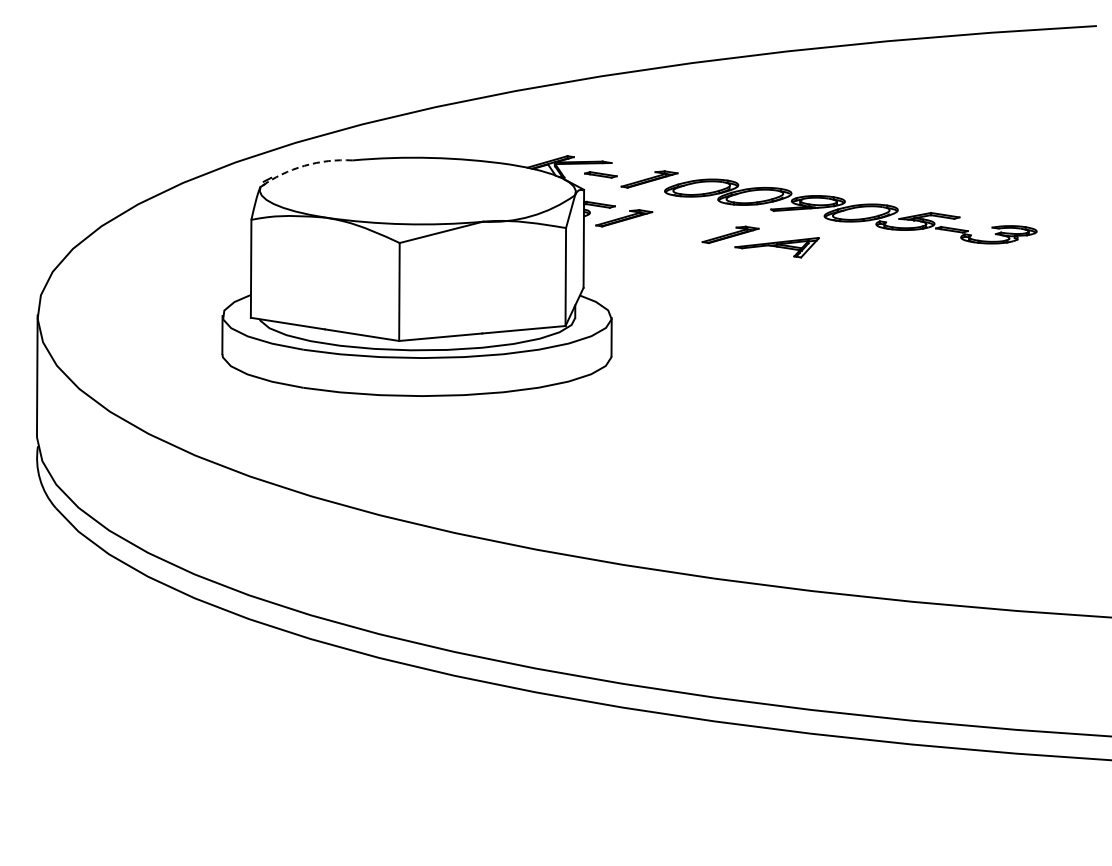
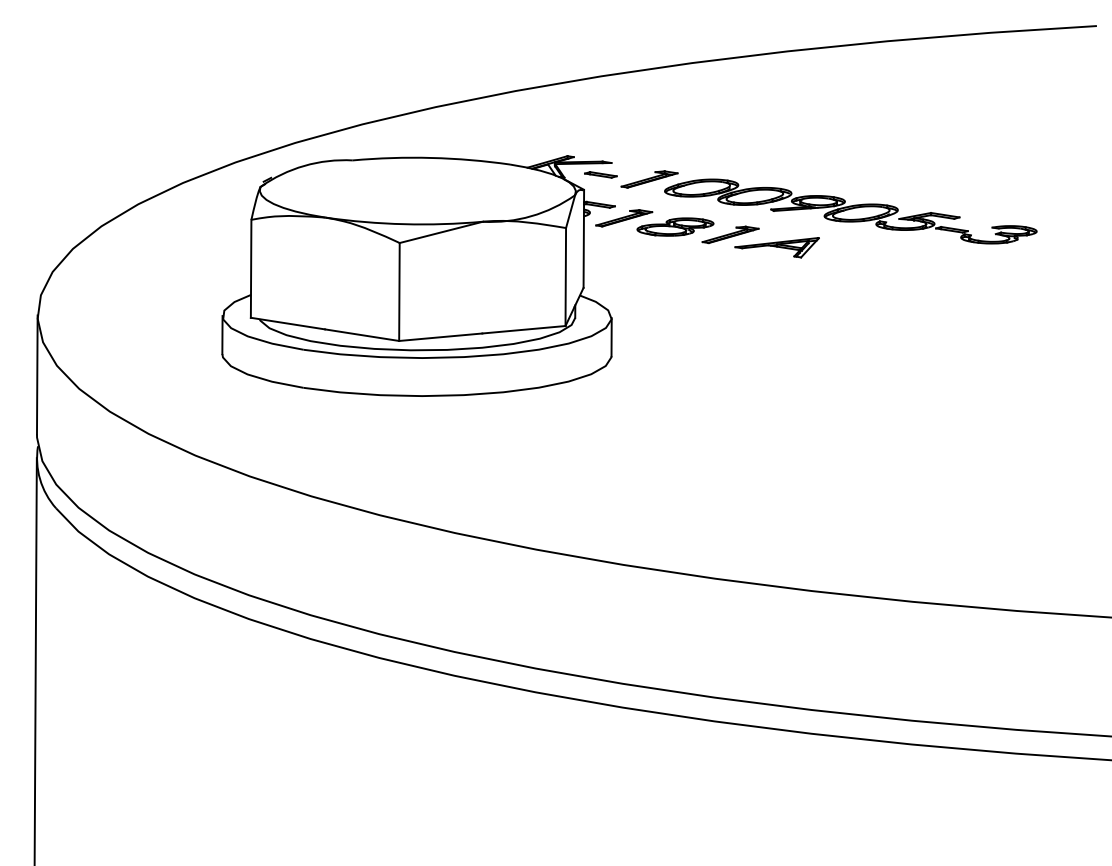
arc: dashed -> solid (304, 165)
part: none -> present (675, 226)
line: none -> present (35, 660)
